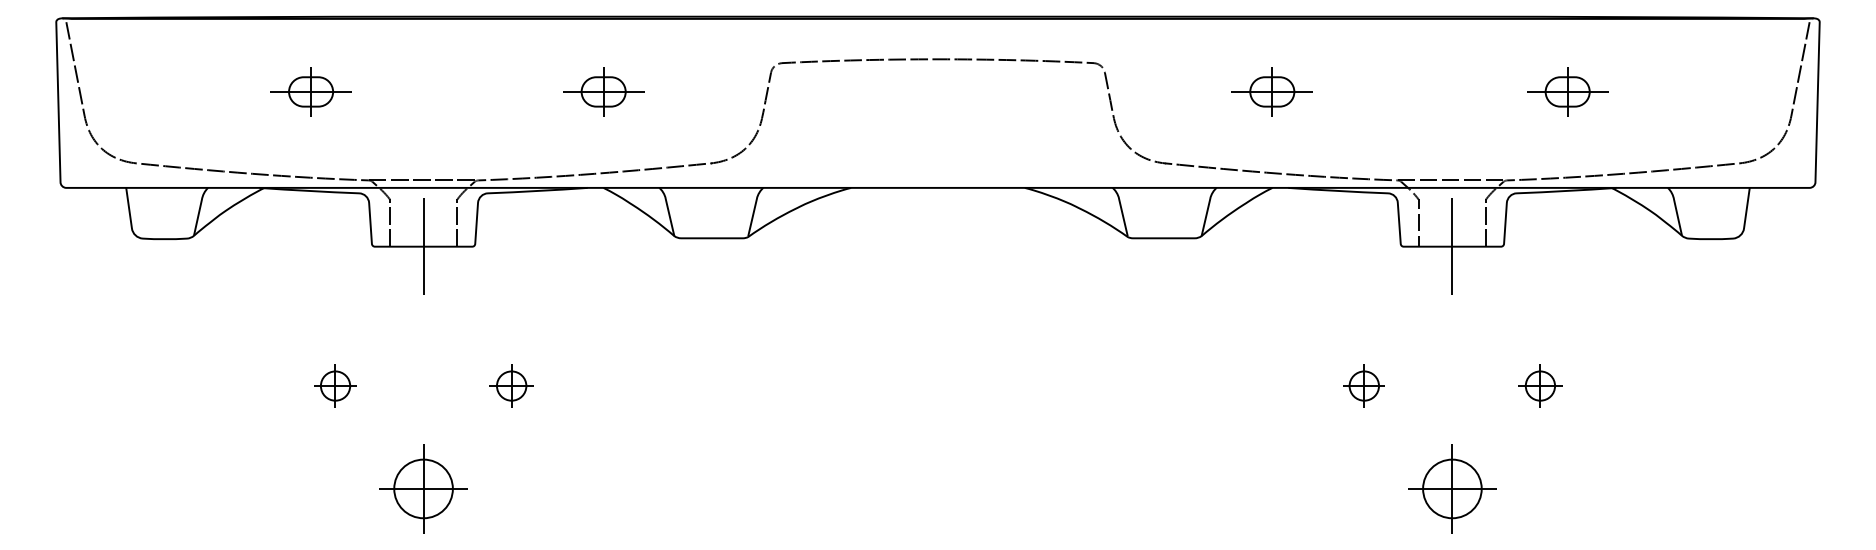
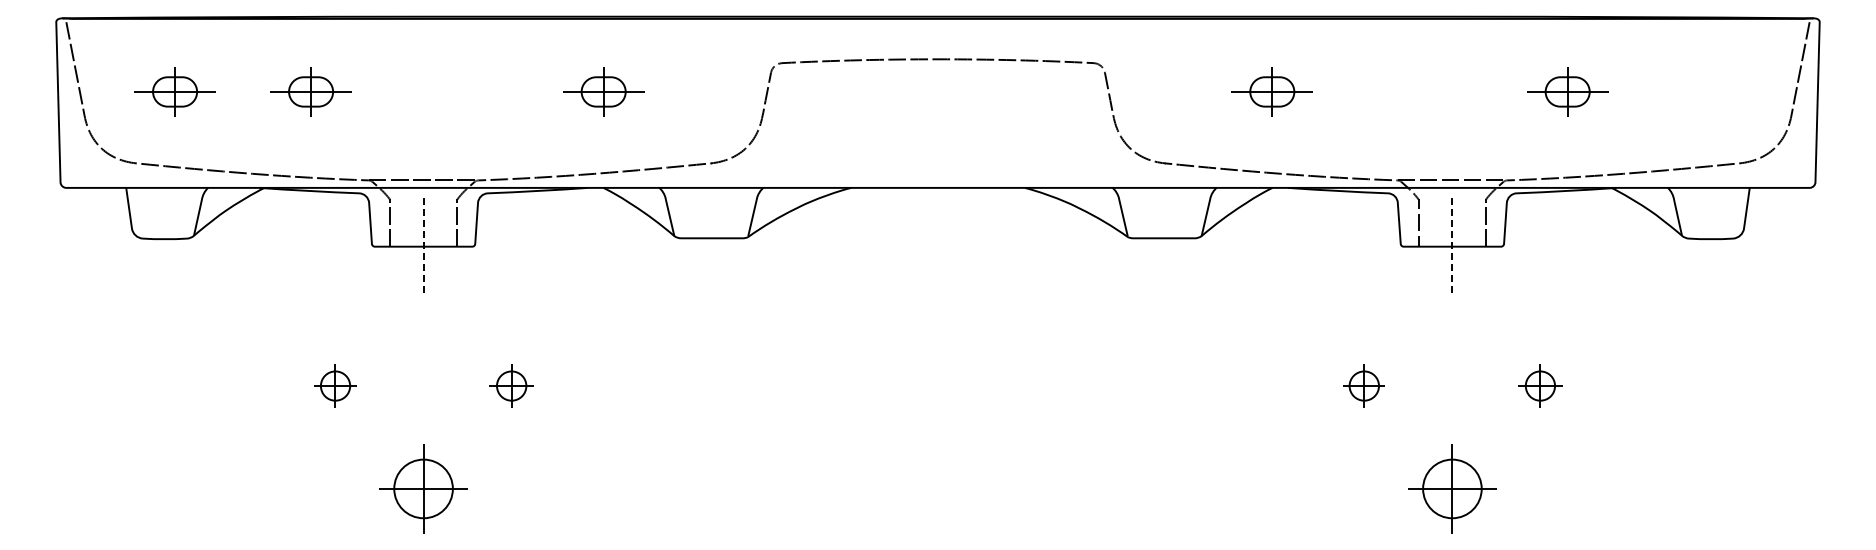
part: none -> present (174, 91)
line: solid -> dashed (423, 246)
line: solid -> dashed (1452, 246)
